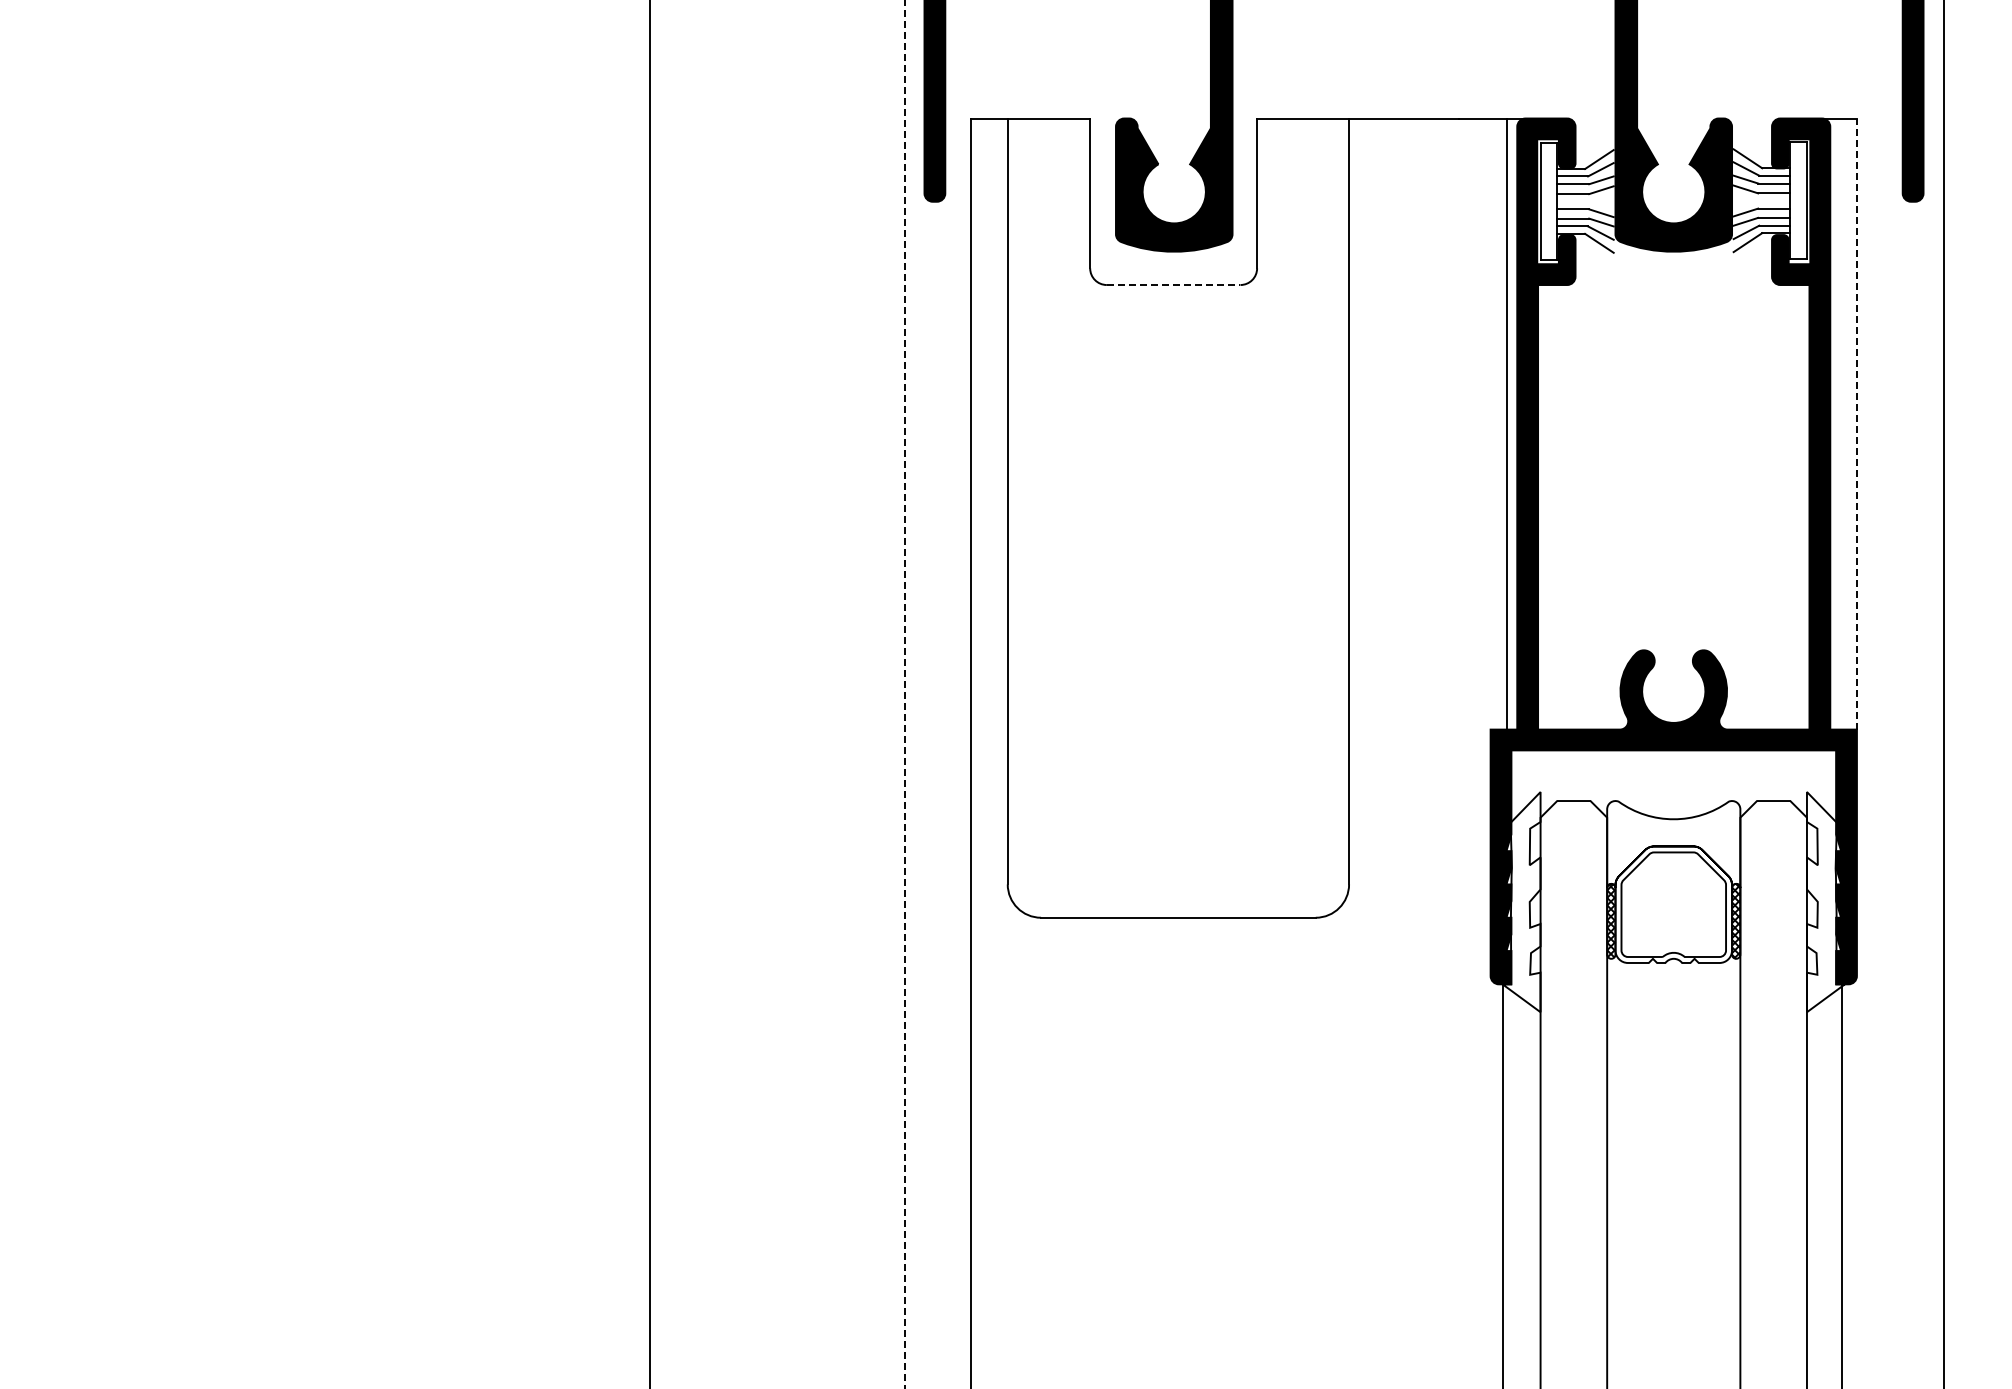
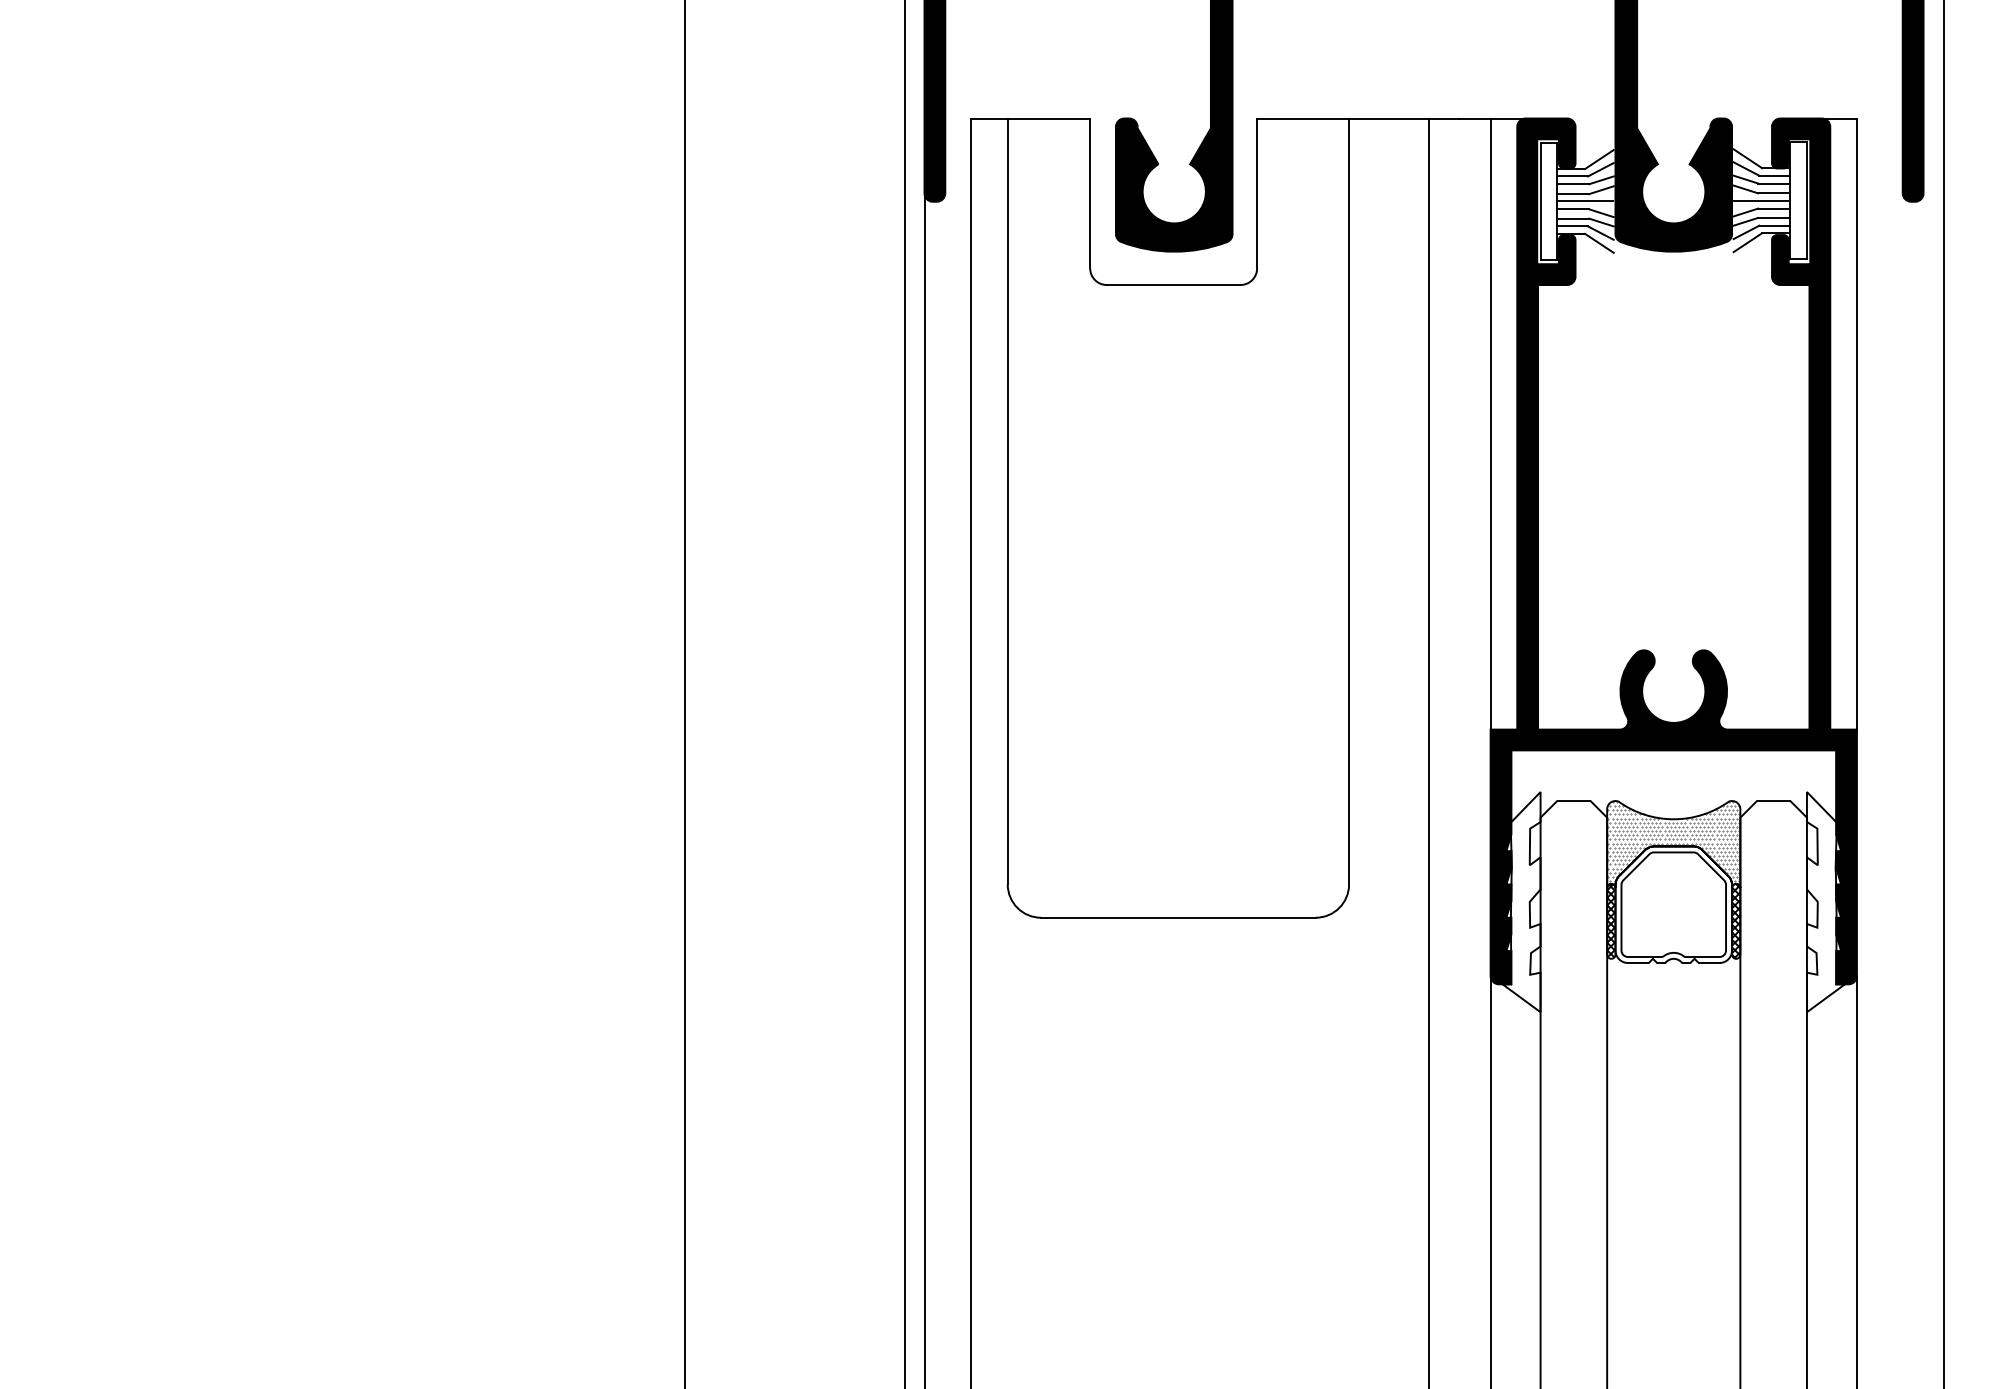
line: none -> present (1762, 200)
line: none -> present (1585, 201)
line: dashed -> solid (1173, 285)
line position: (1506, 423) -> (1490, 423) (1490, 423)
line: dashed -> solid (1856, 424)
line position: (649, 693) -> (684, 693) (684, 693)
line: dashed -> solid (904, 694)
line: none -> present (1429, 751)
line: none -> present (924, 789)
hatch: none -> present (1673, 841)
line position: (1502, 1180) -> (1490, 1180) (1490, 1180)
line position: (1841, 1180) -> (1856, 1180) (1856, 1180)
